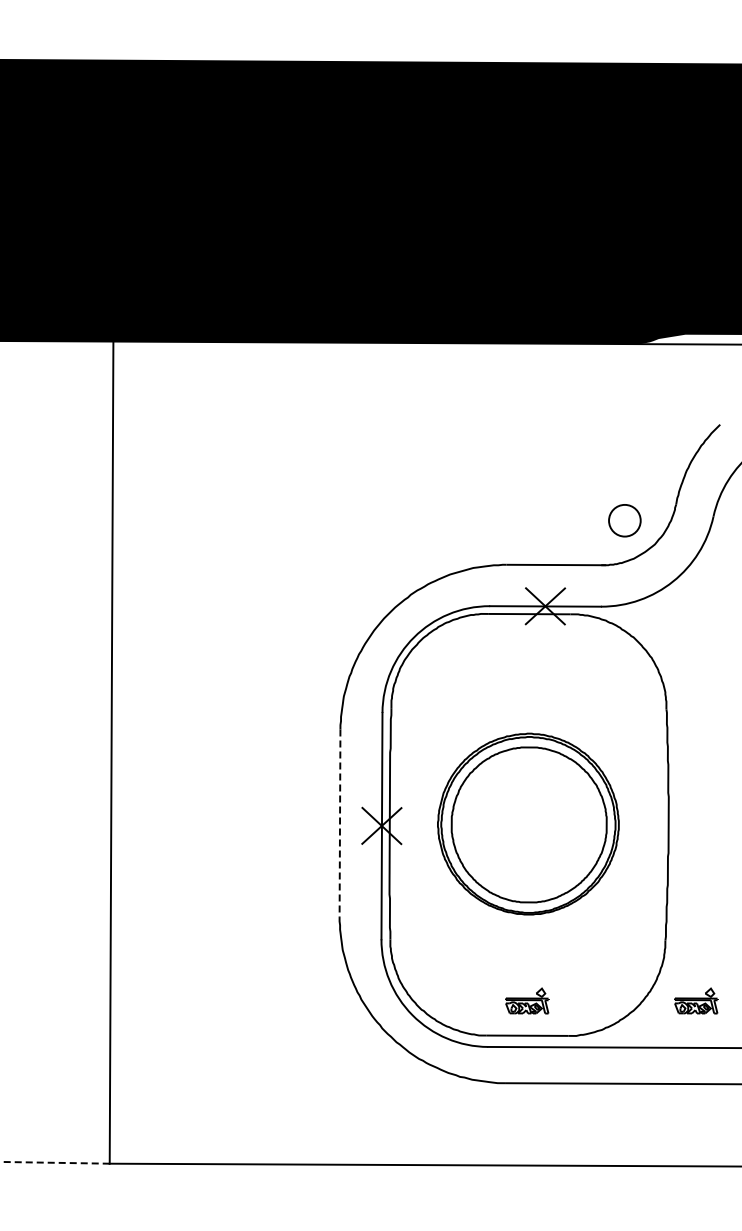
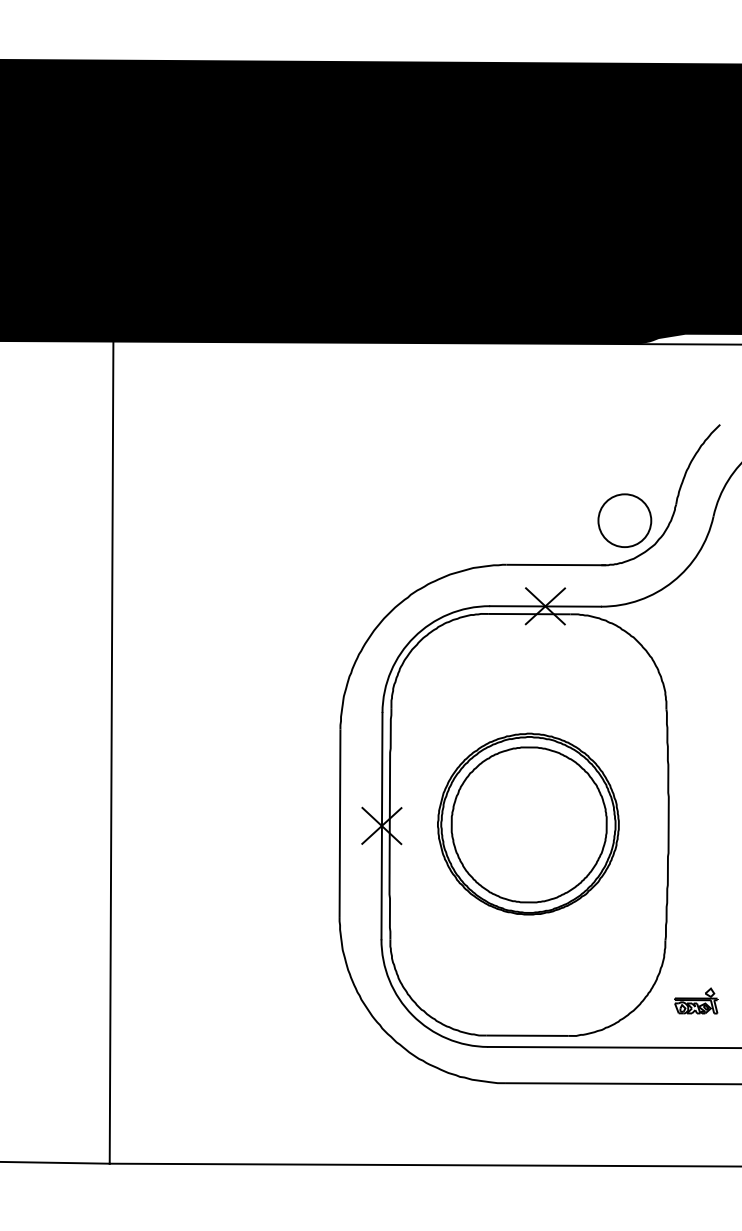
circle diameter: 32 px -> 53 px (624, 520)
line: dashed -> solid (340, 823)
part: present -> none (527, 1000)
line: dashed -> solid (54, 1162)
